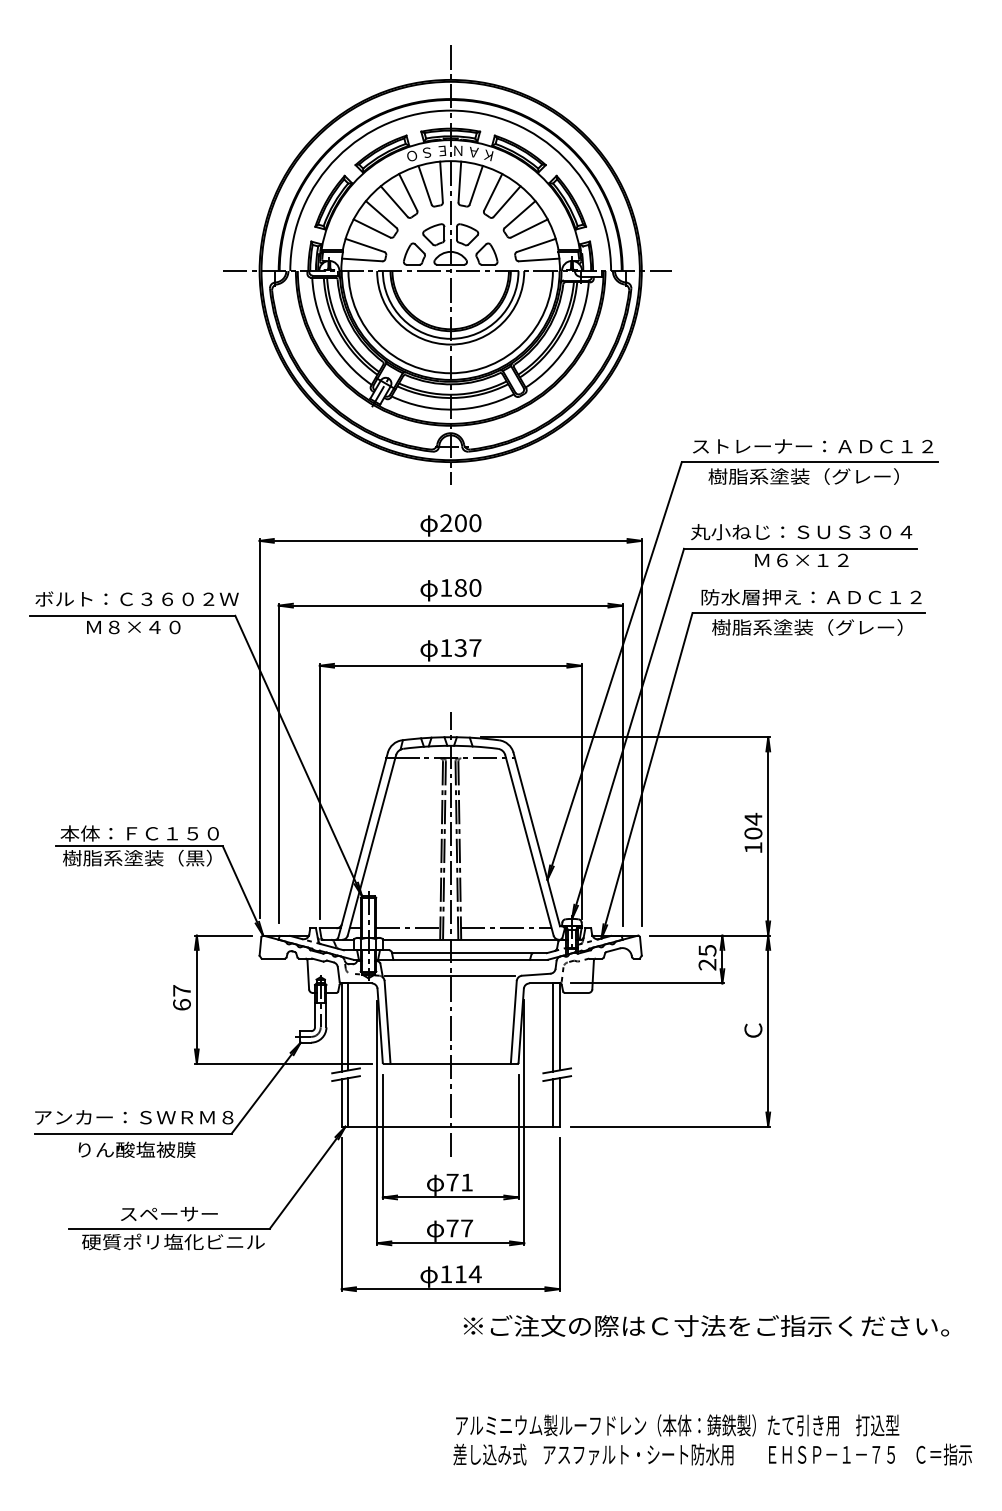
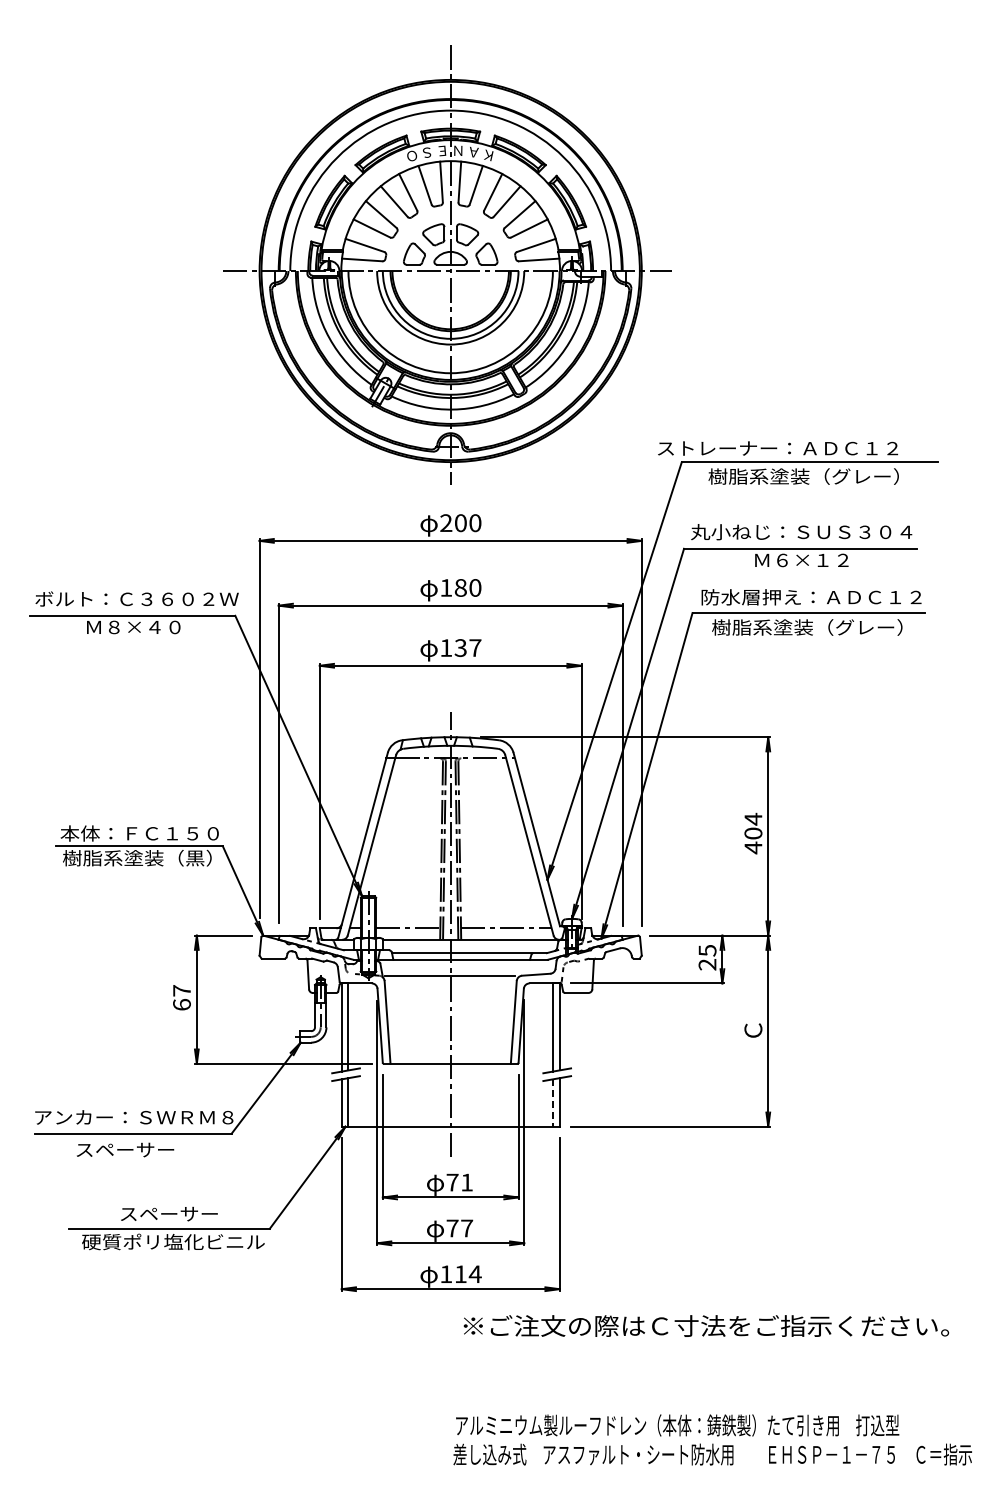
text position: (813, 446) -> (778, 448) (778, 448)
text: 104 -> 404 (753, 847)
line: solid -> dashed (552, 1103)
text: りん酸塩被膜 -> スペーサー (135, 1149)
